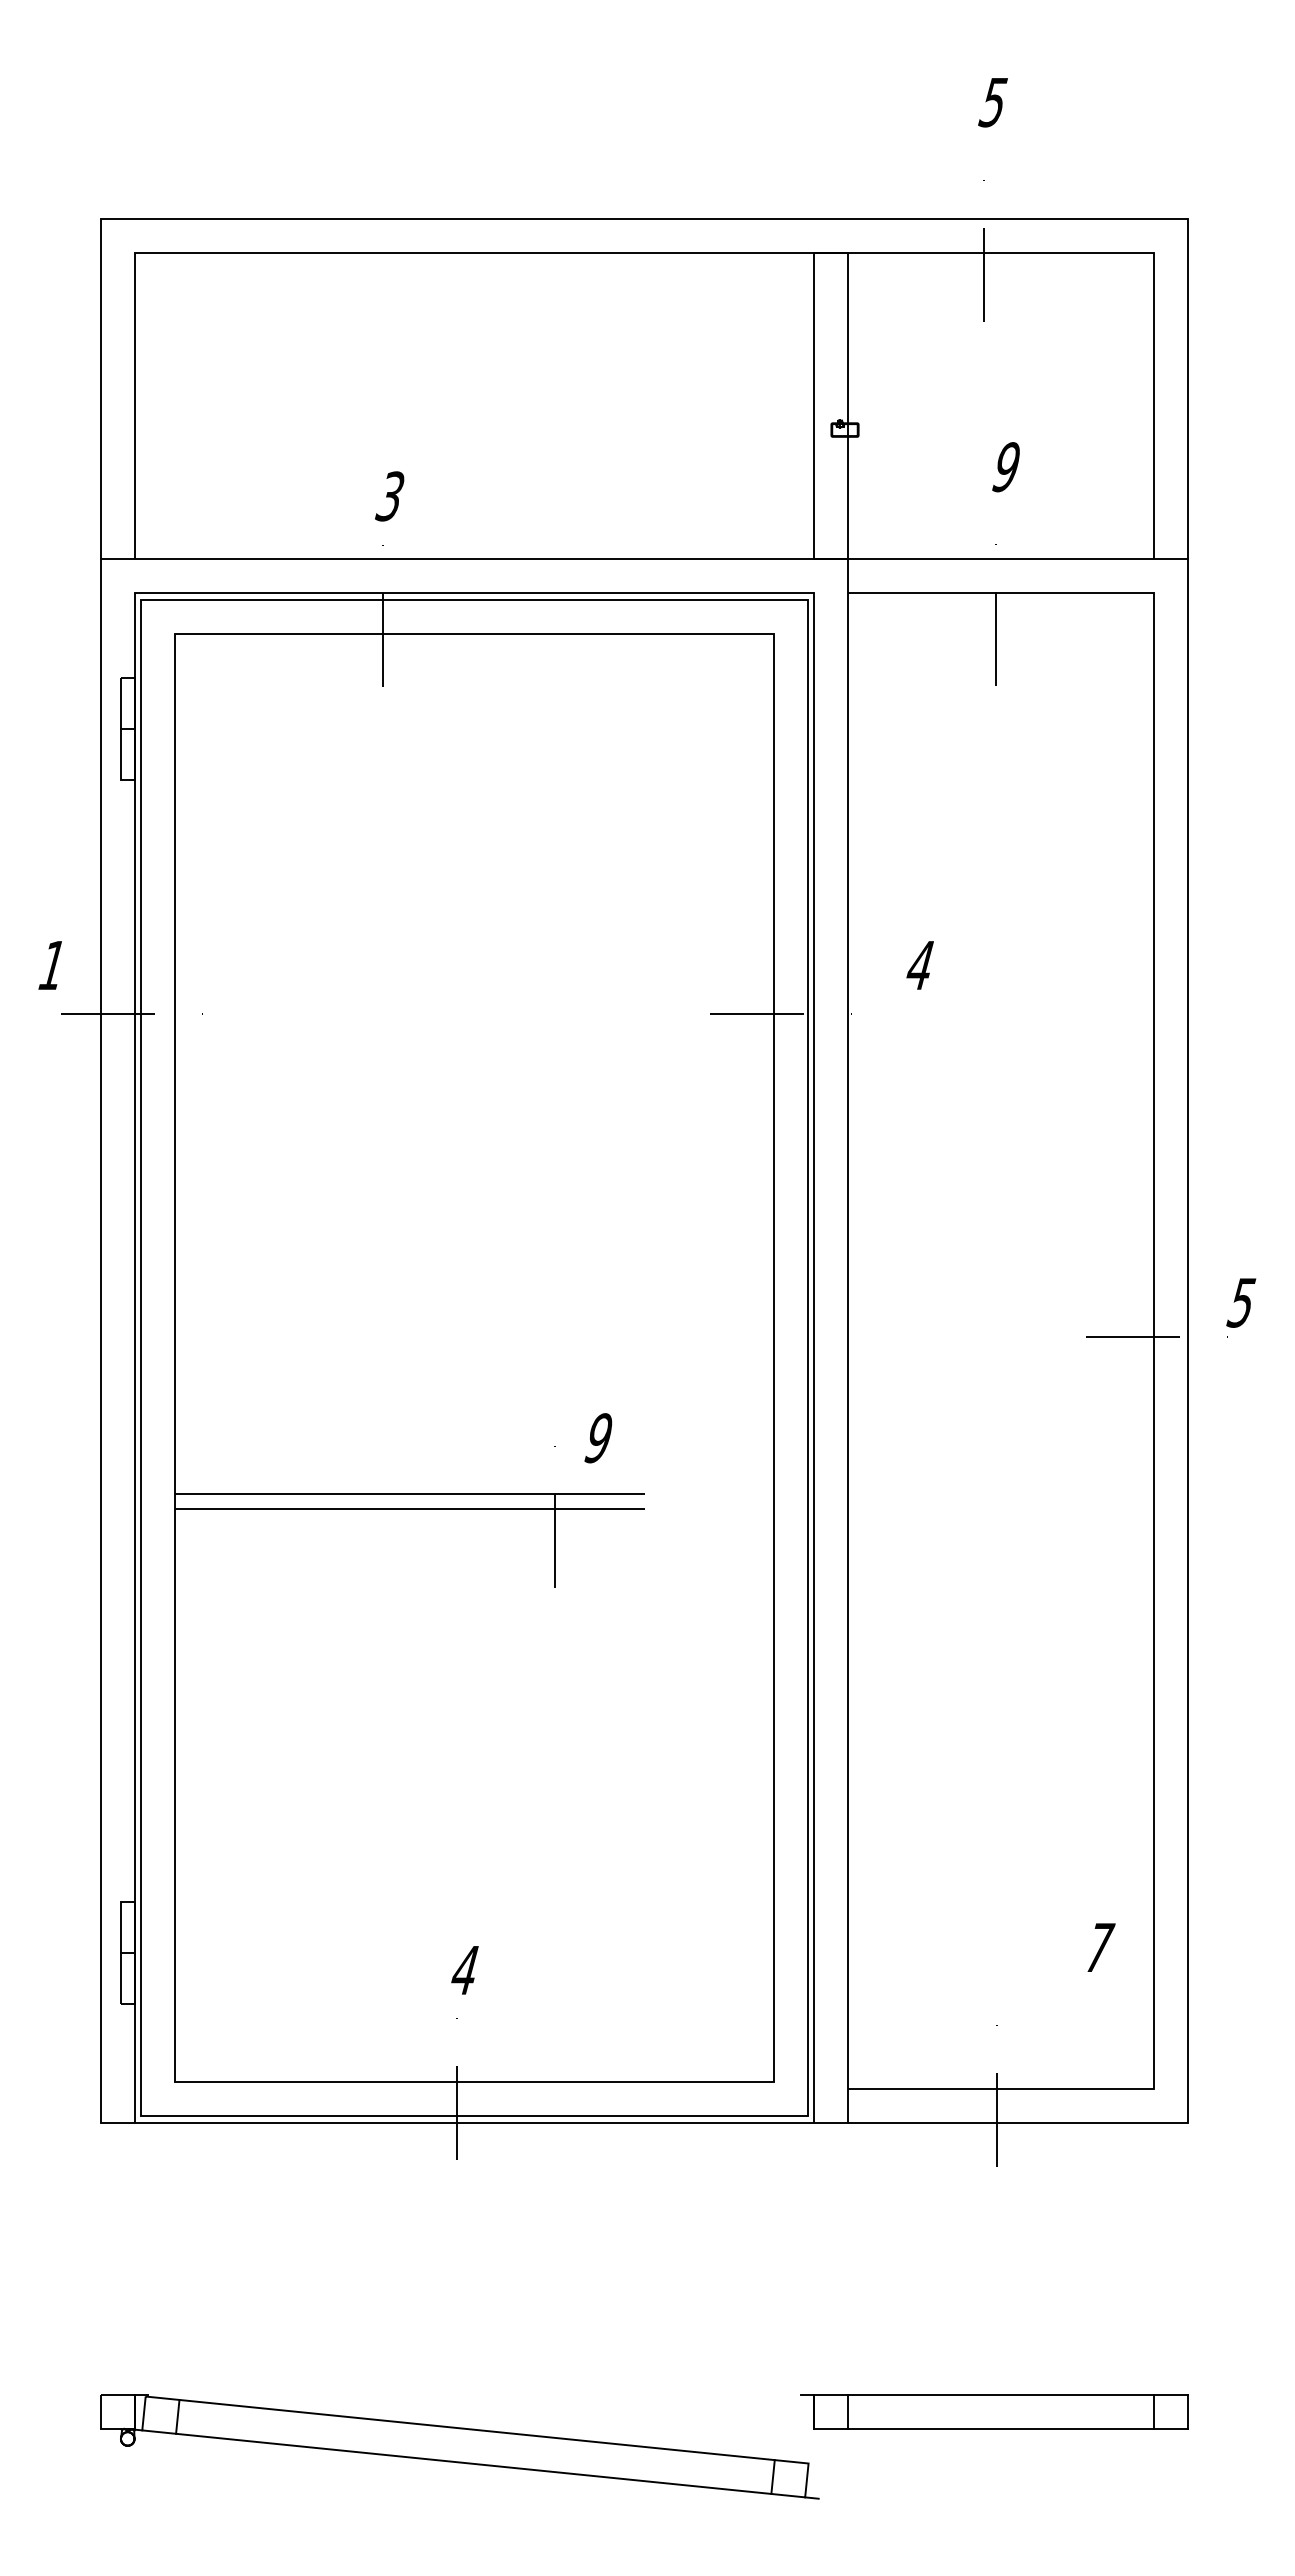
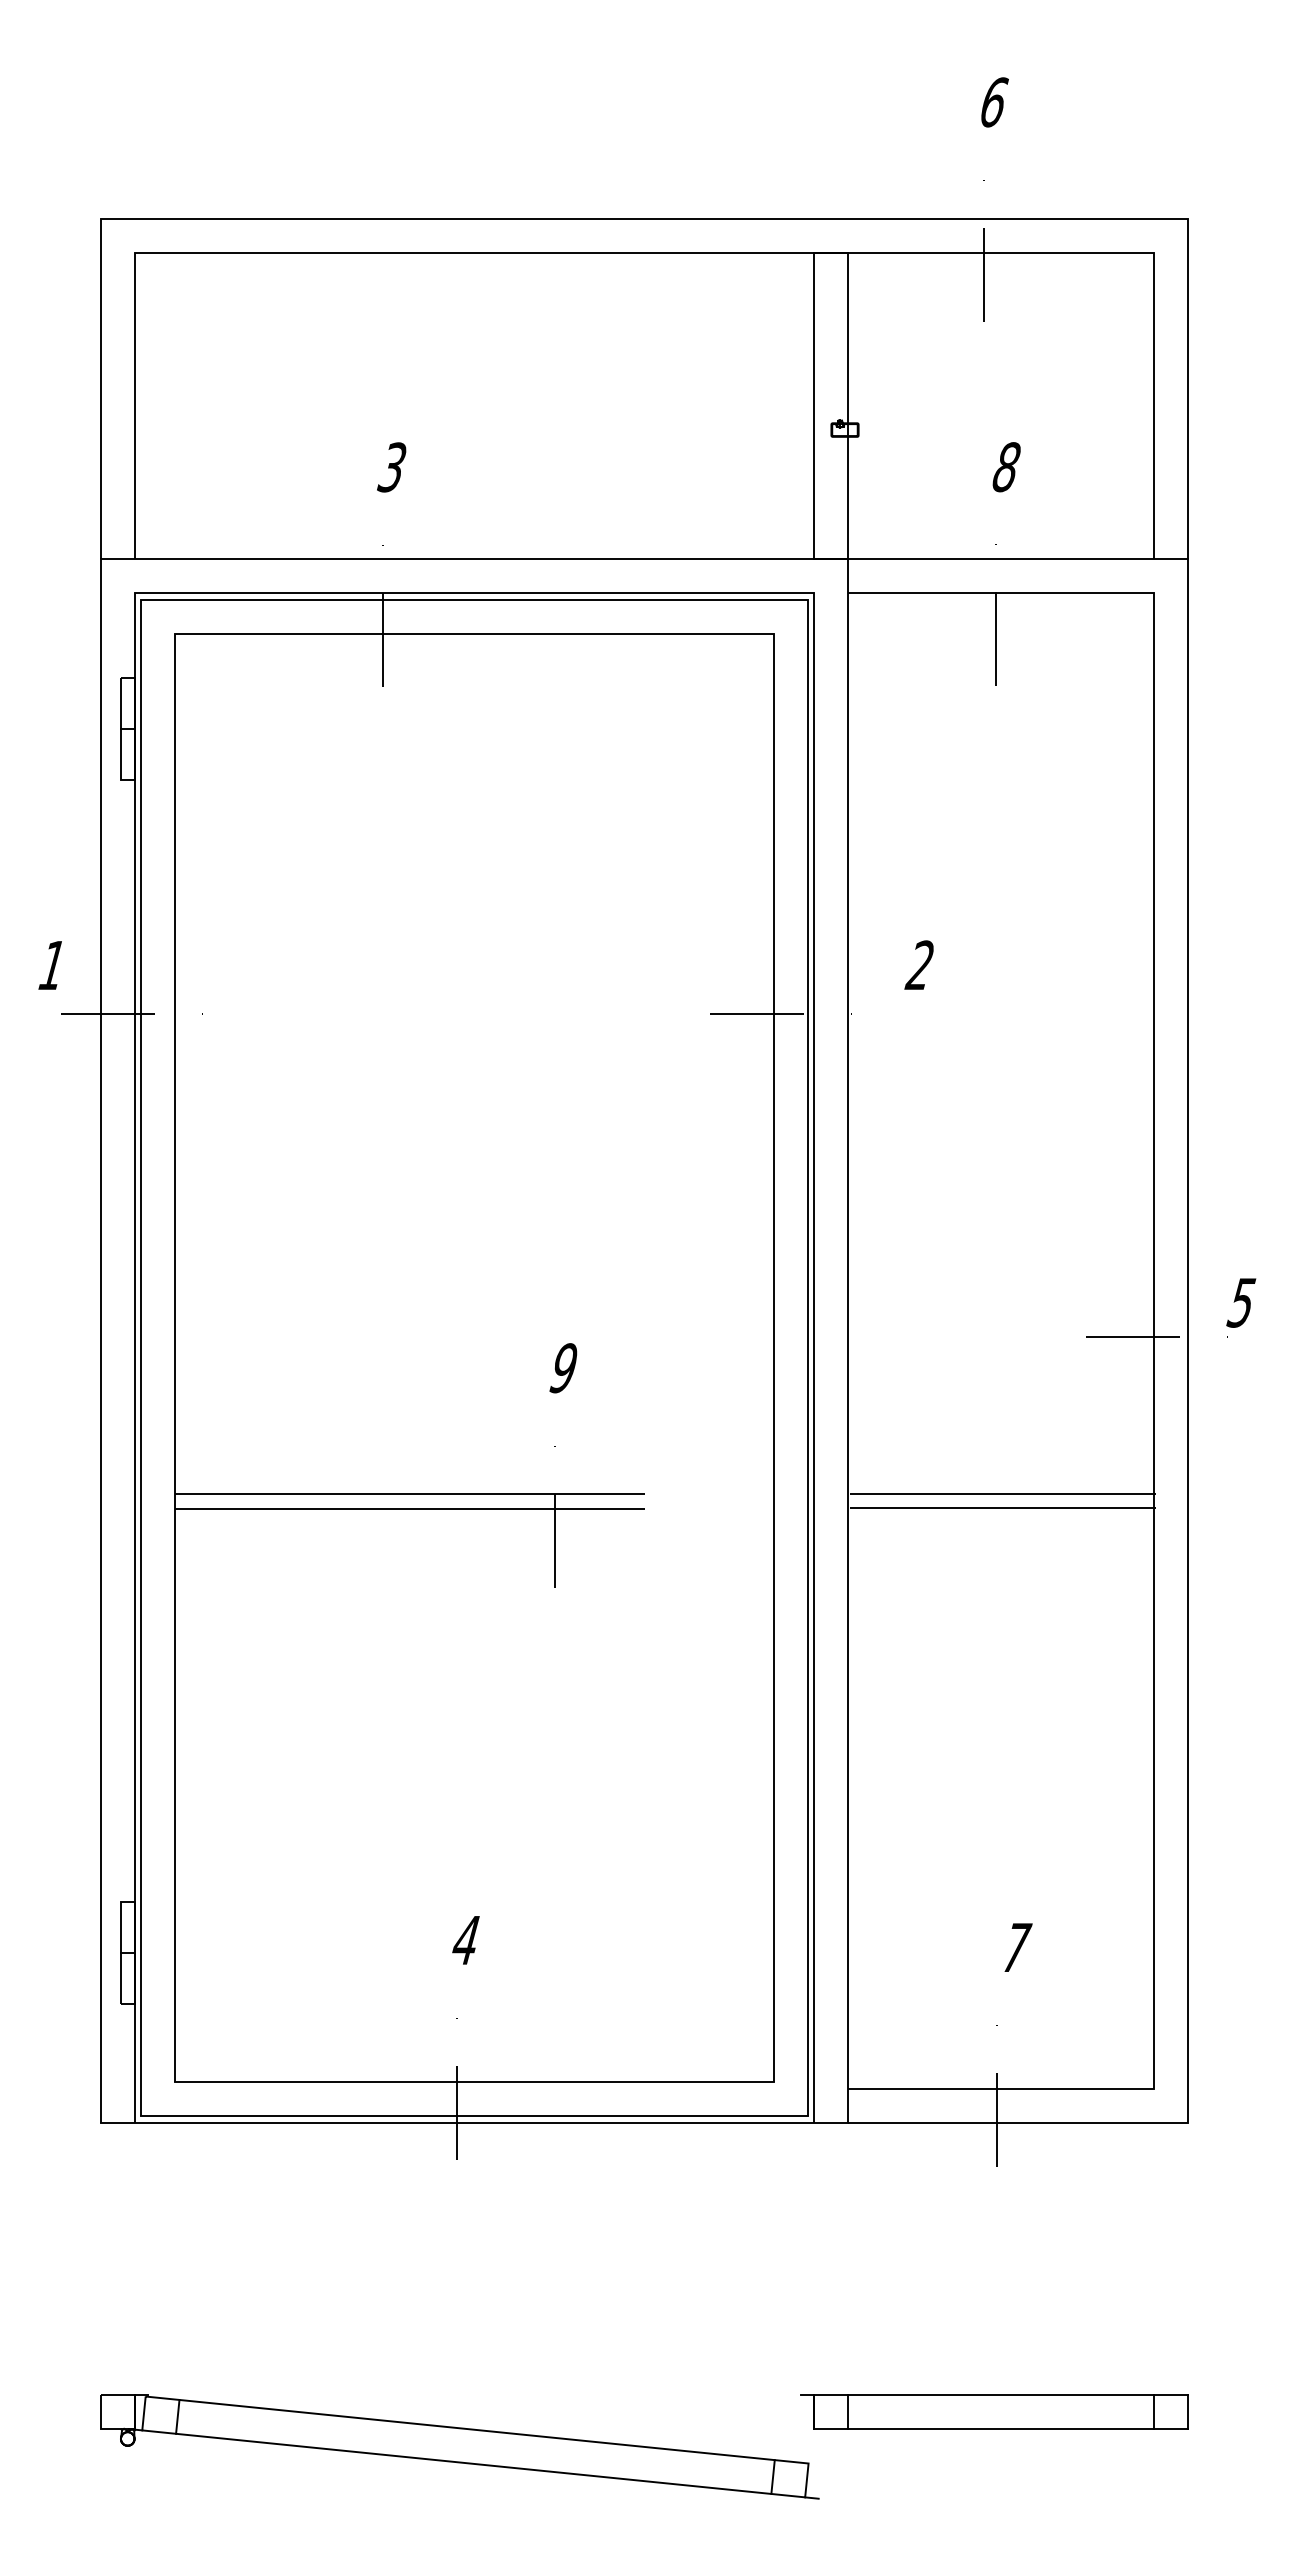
text: 5 -> 6 (993, 102)
text: 9 -> 8 (1006, 467)
text position: (389, 496) -> (391, 467) (391, 467)
text: 4 -> 2 (918, 964)
text position: (598, 1438) -> (563, 1368) (563, 1368)
line: none -> present (1002, 1493)
line: none -> present (1002, 1508)
text position: (1101, 1947) -> (1018, 1947) (1018, 1947)
text position: (464, 1970) -> (465, 1940) (465, 1940)
